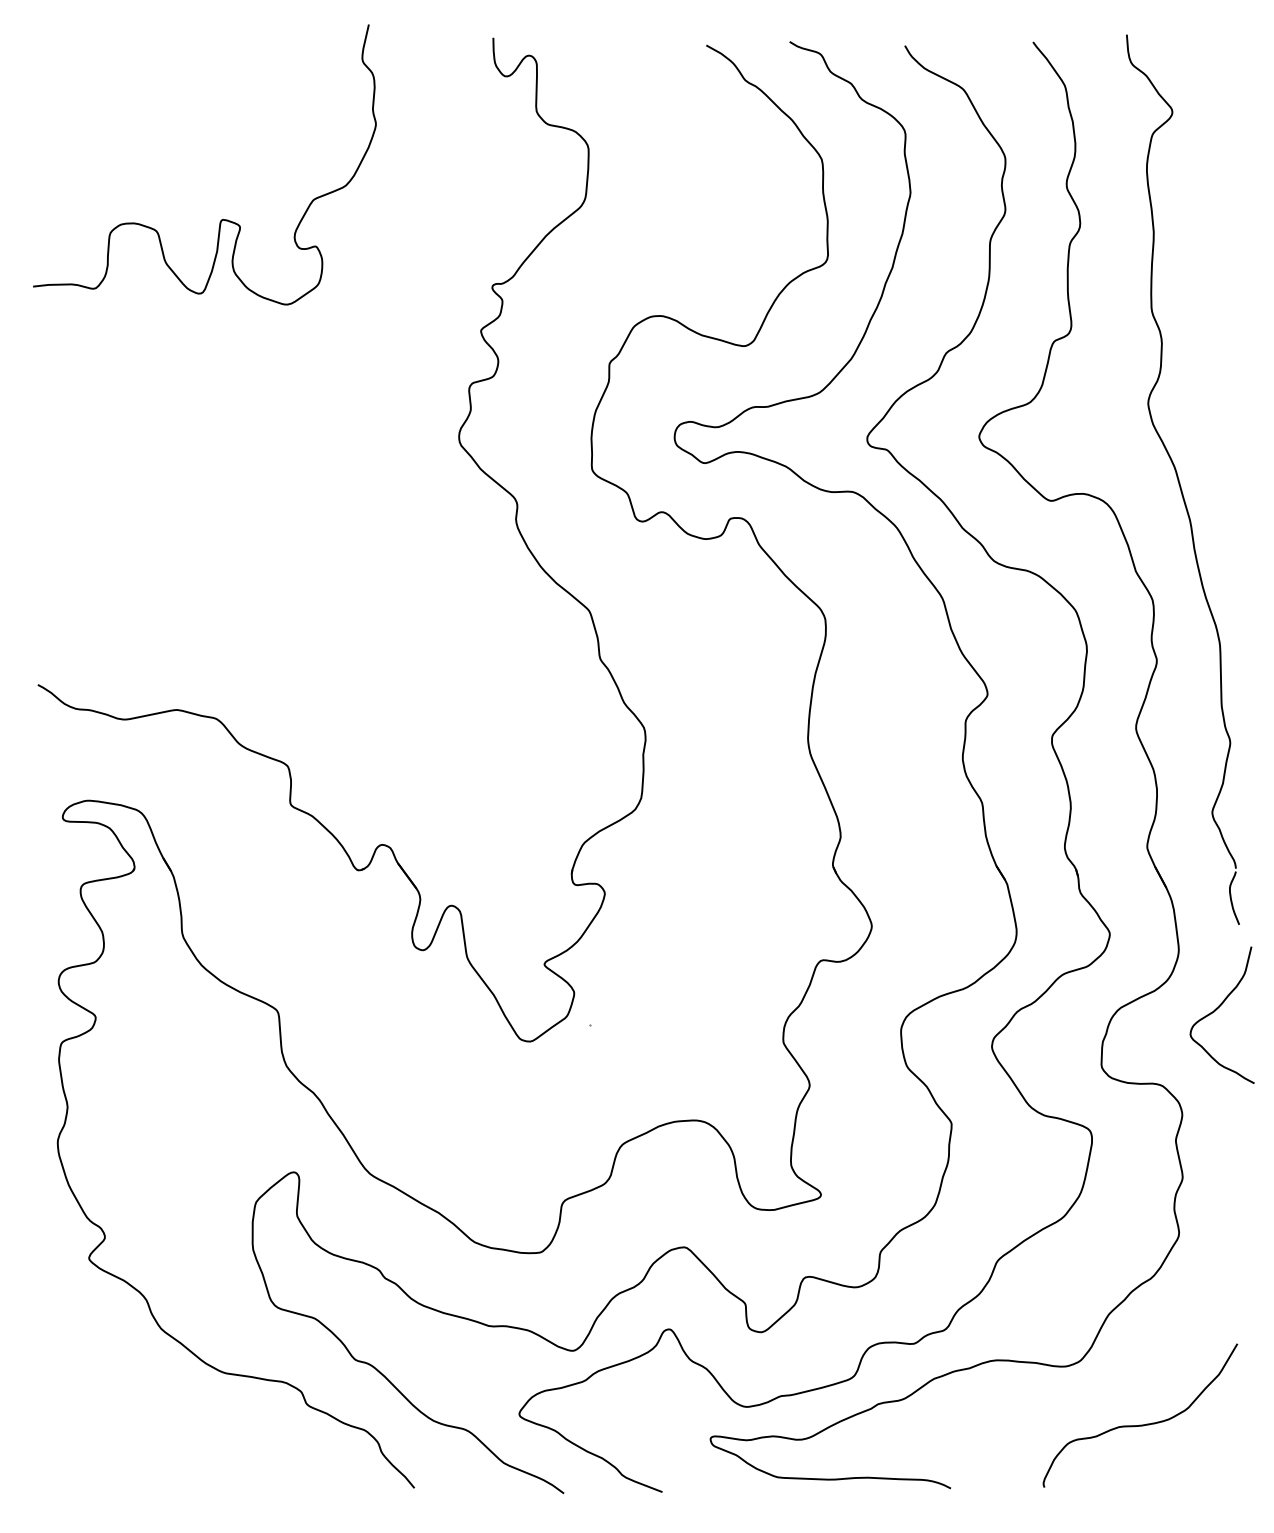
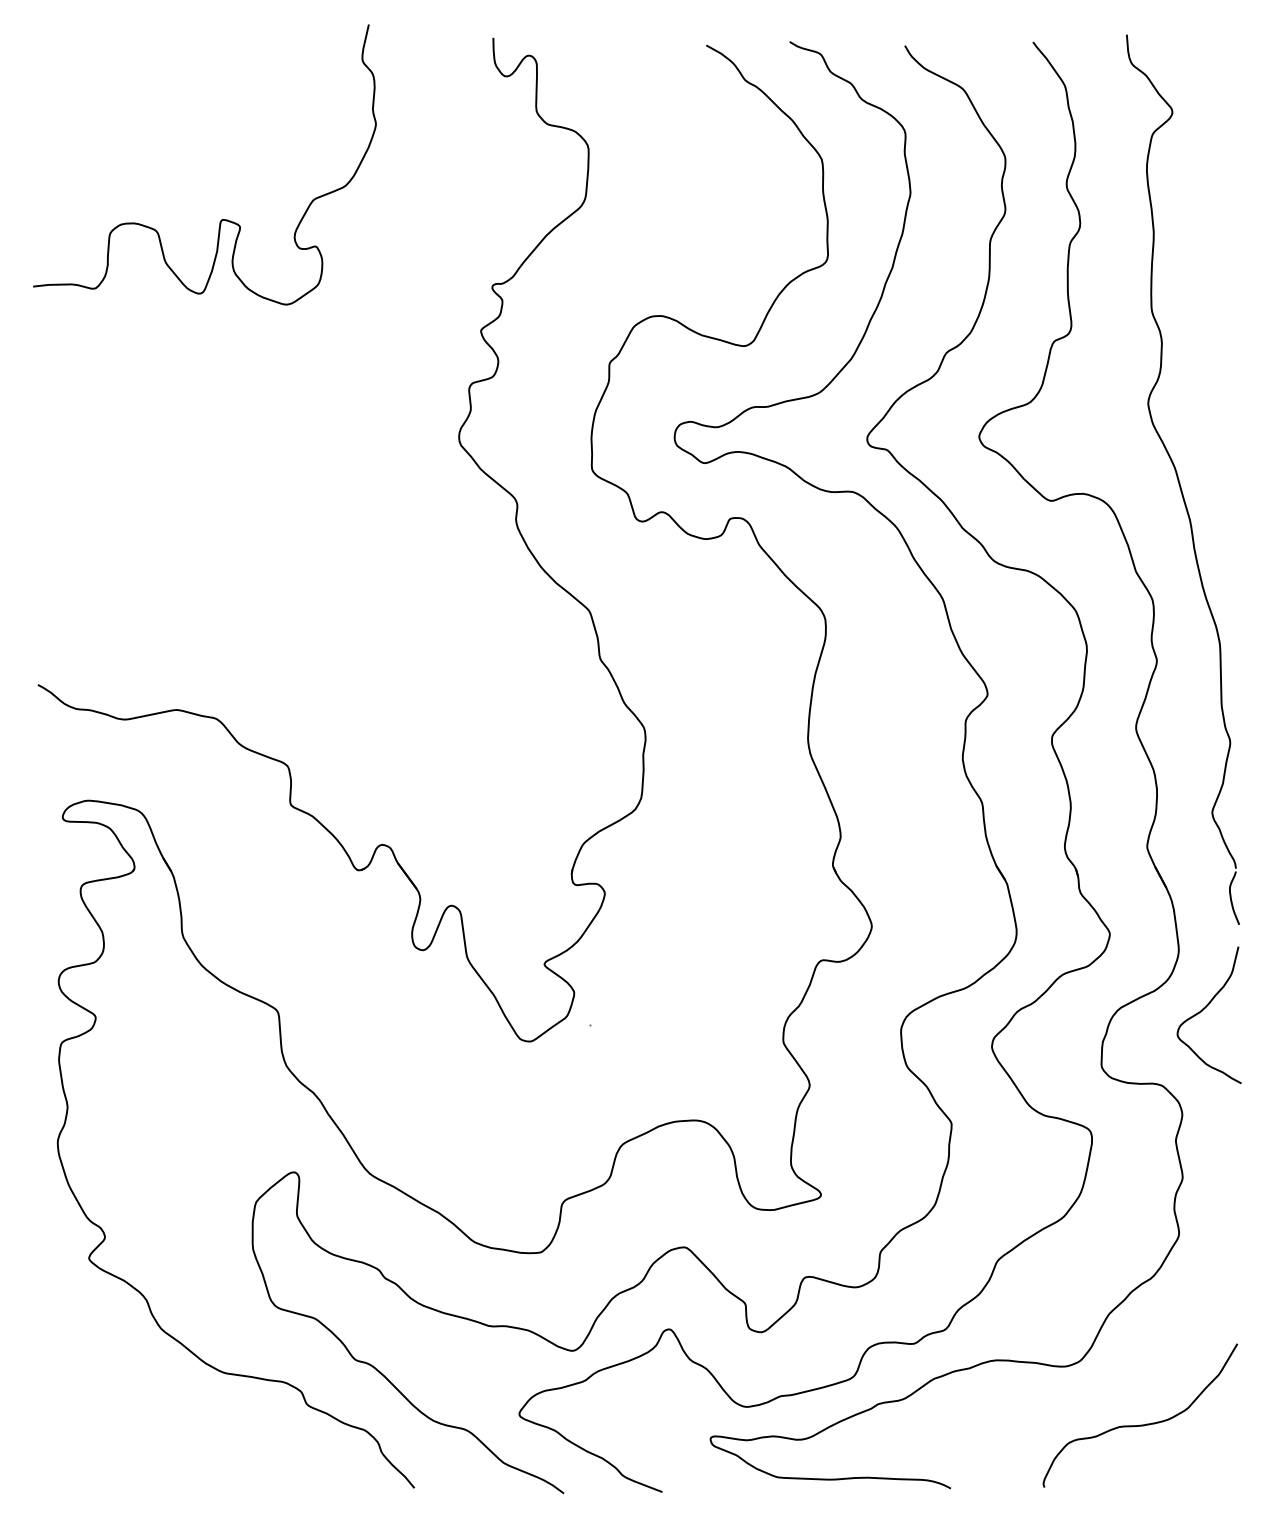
curve position: (1217, 1009) -> (1204, 1009) (1204, 1009)
